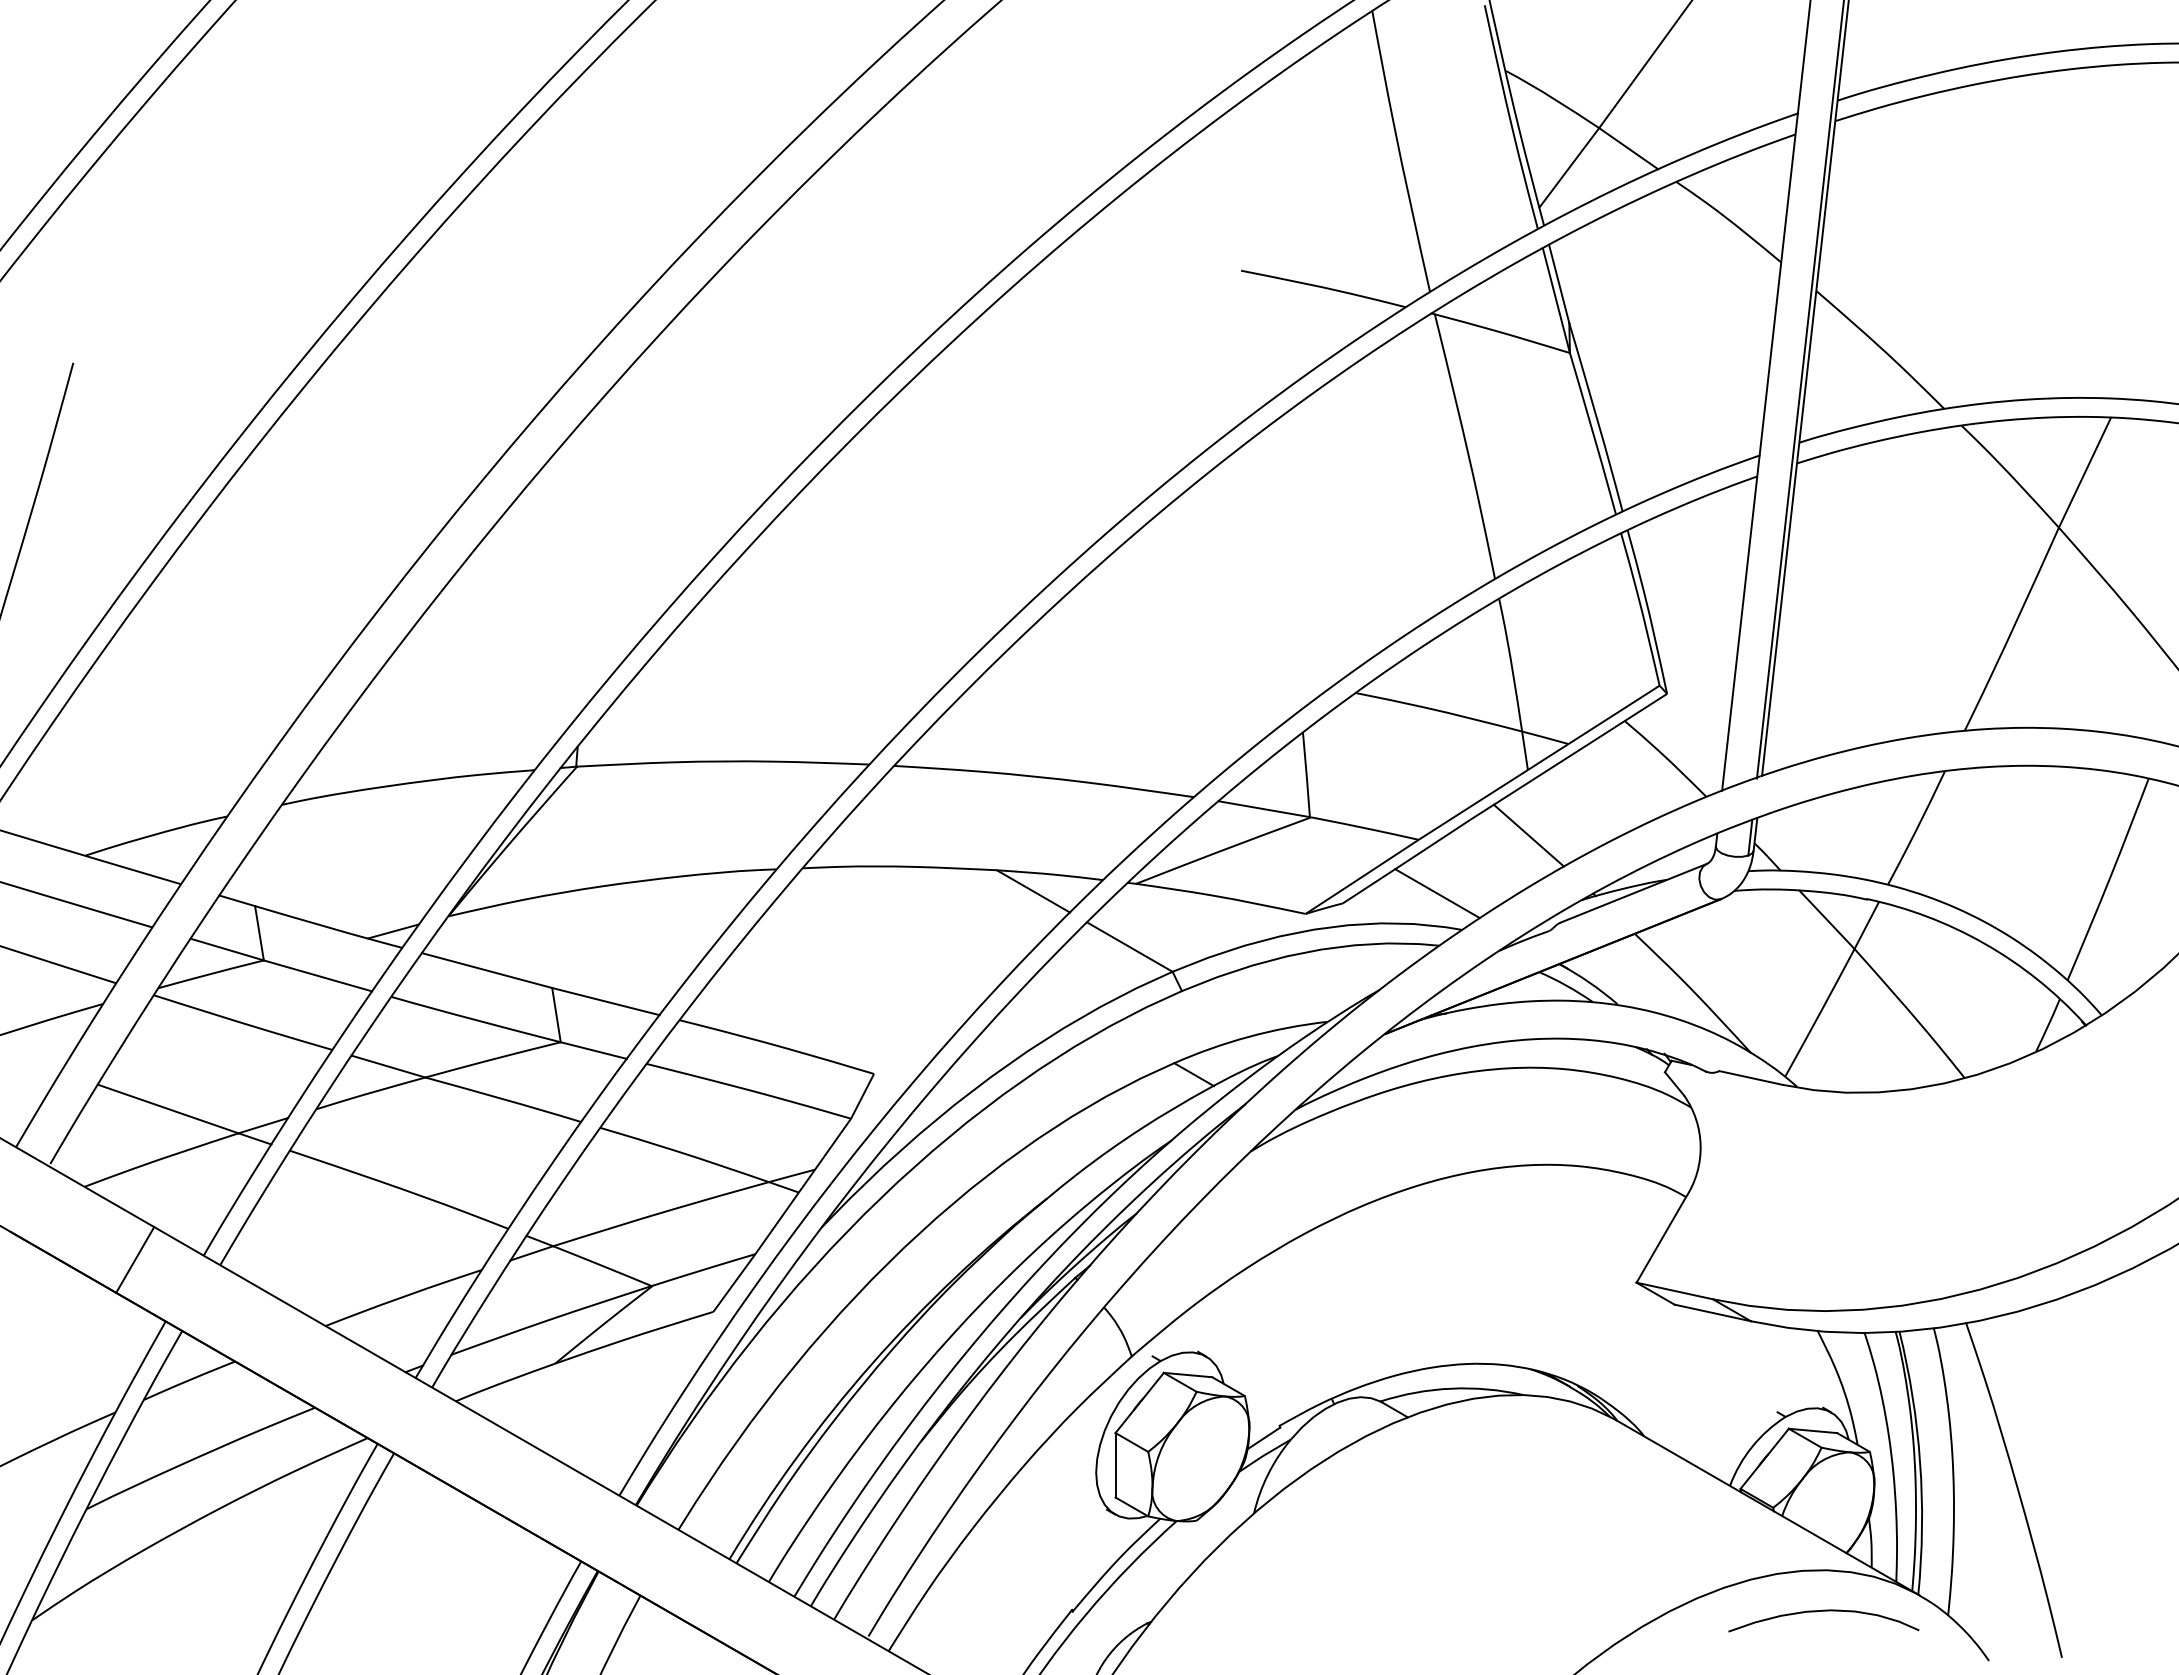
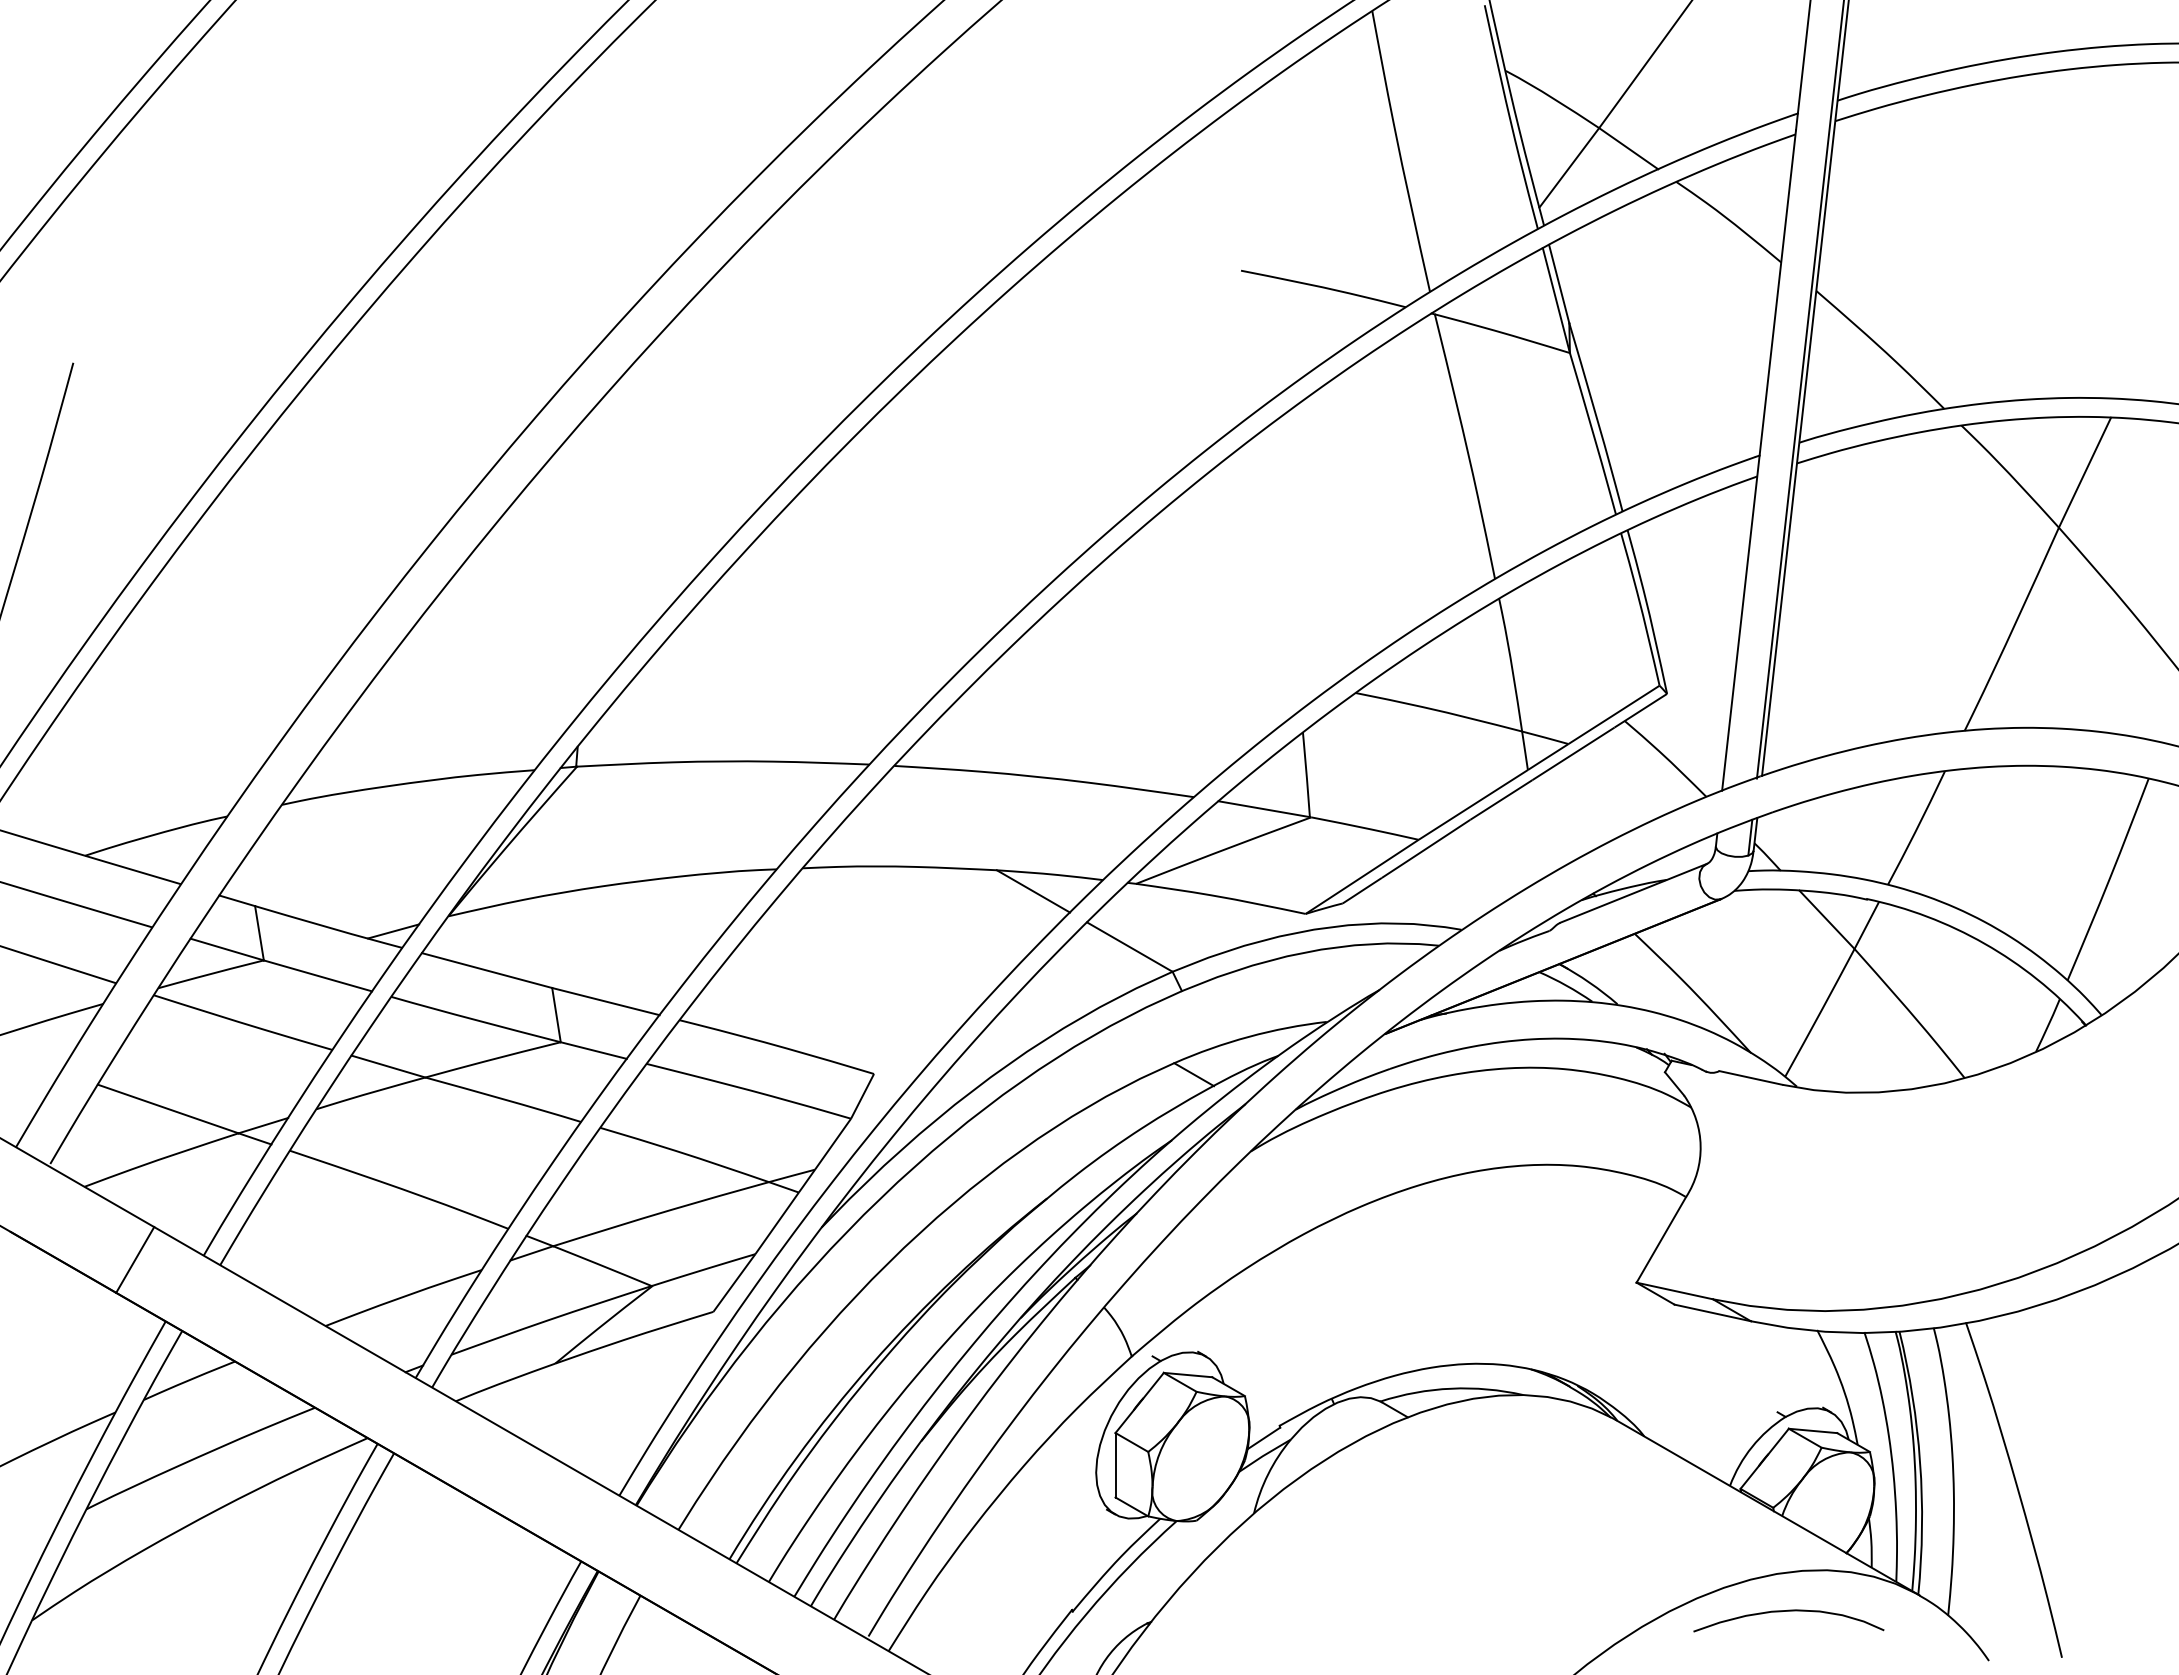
line: present -> none (1528, 835)
line: present -> none (1437, 893)
curve position: (1823, 1611) -> (1788, 1611) (1788, 1611)
